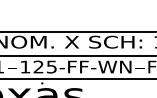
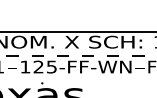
line: solid -> dashed (79, 55)
line: present -> none (77, 79)
